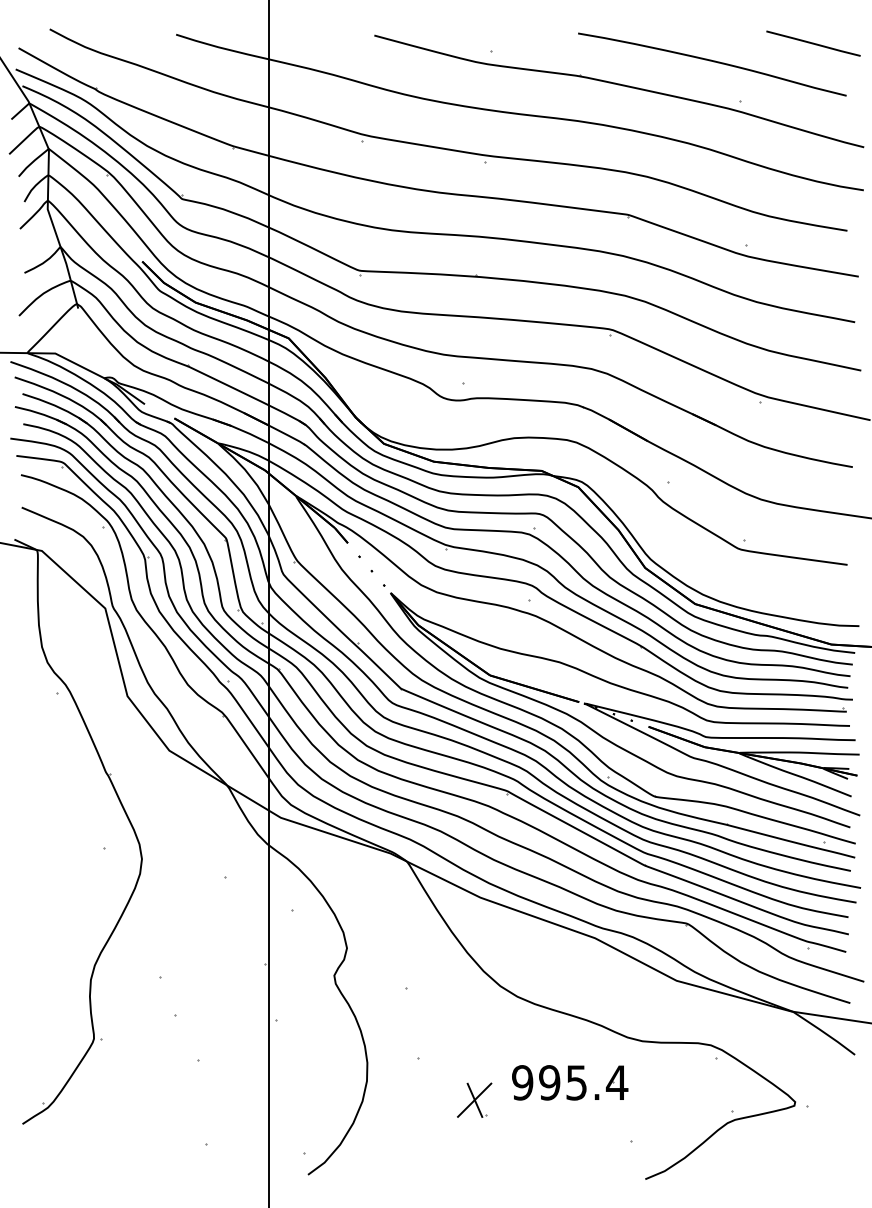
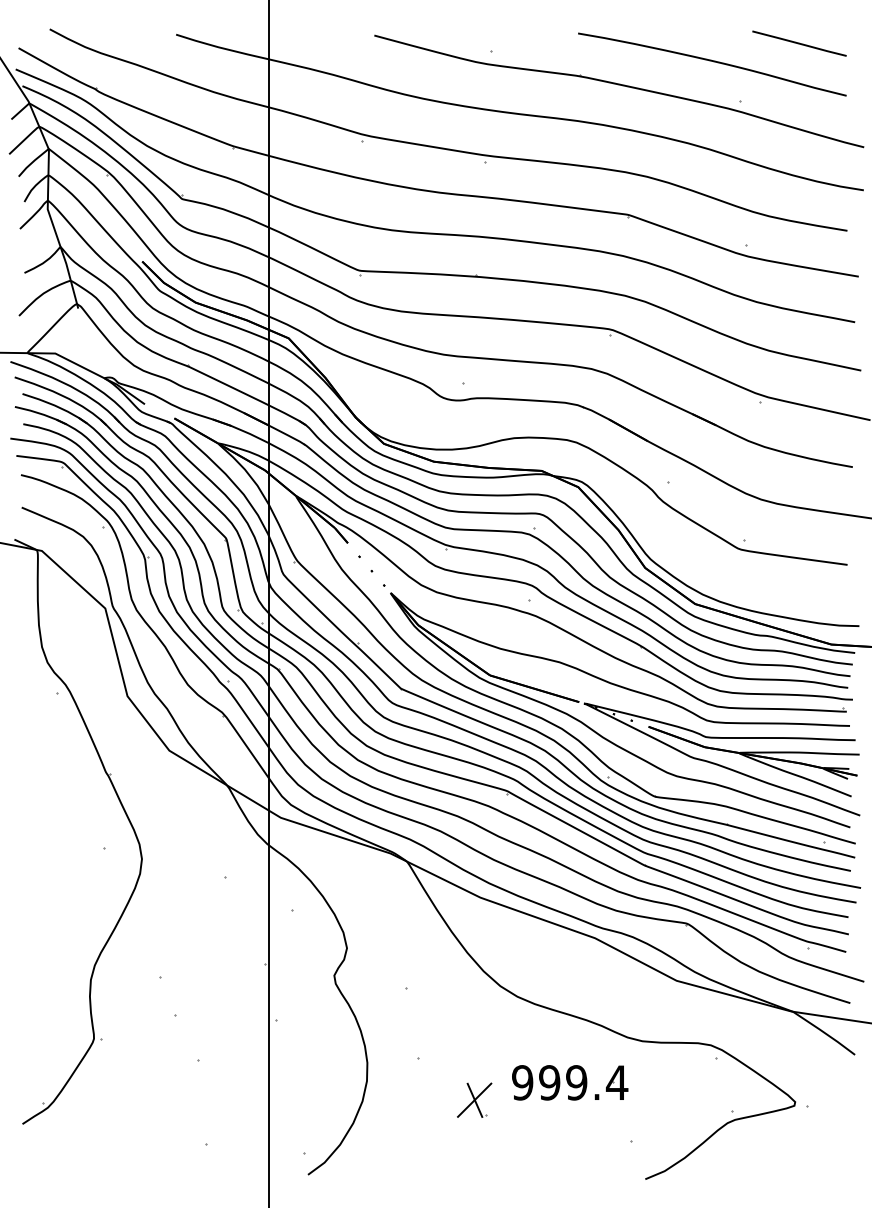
line position: (813, 43) -> (799, 43) (799, 43)
text: 995.4 -> 999.4 (576, 1082)
